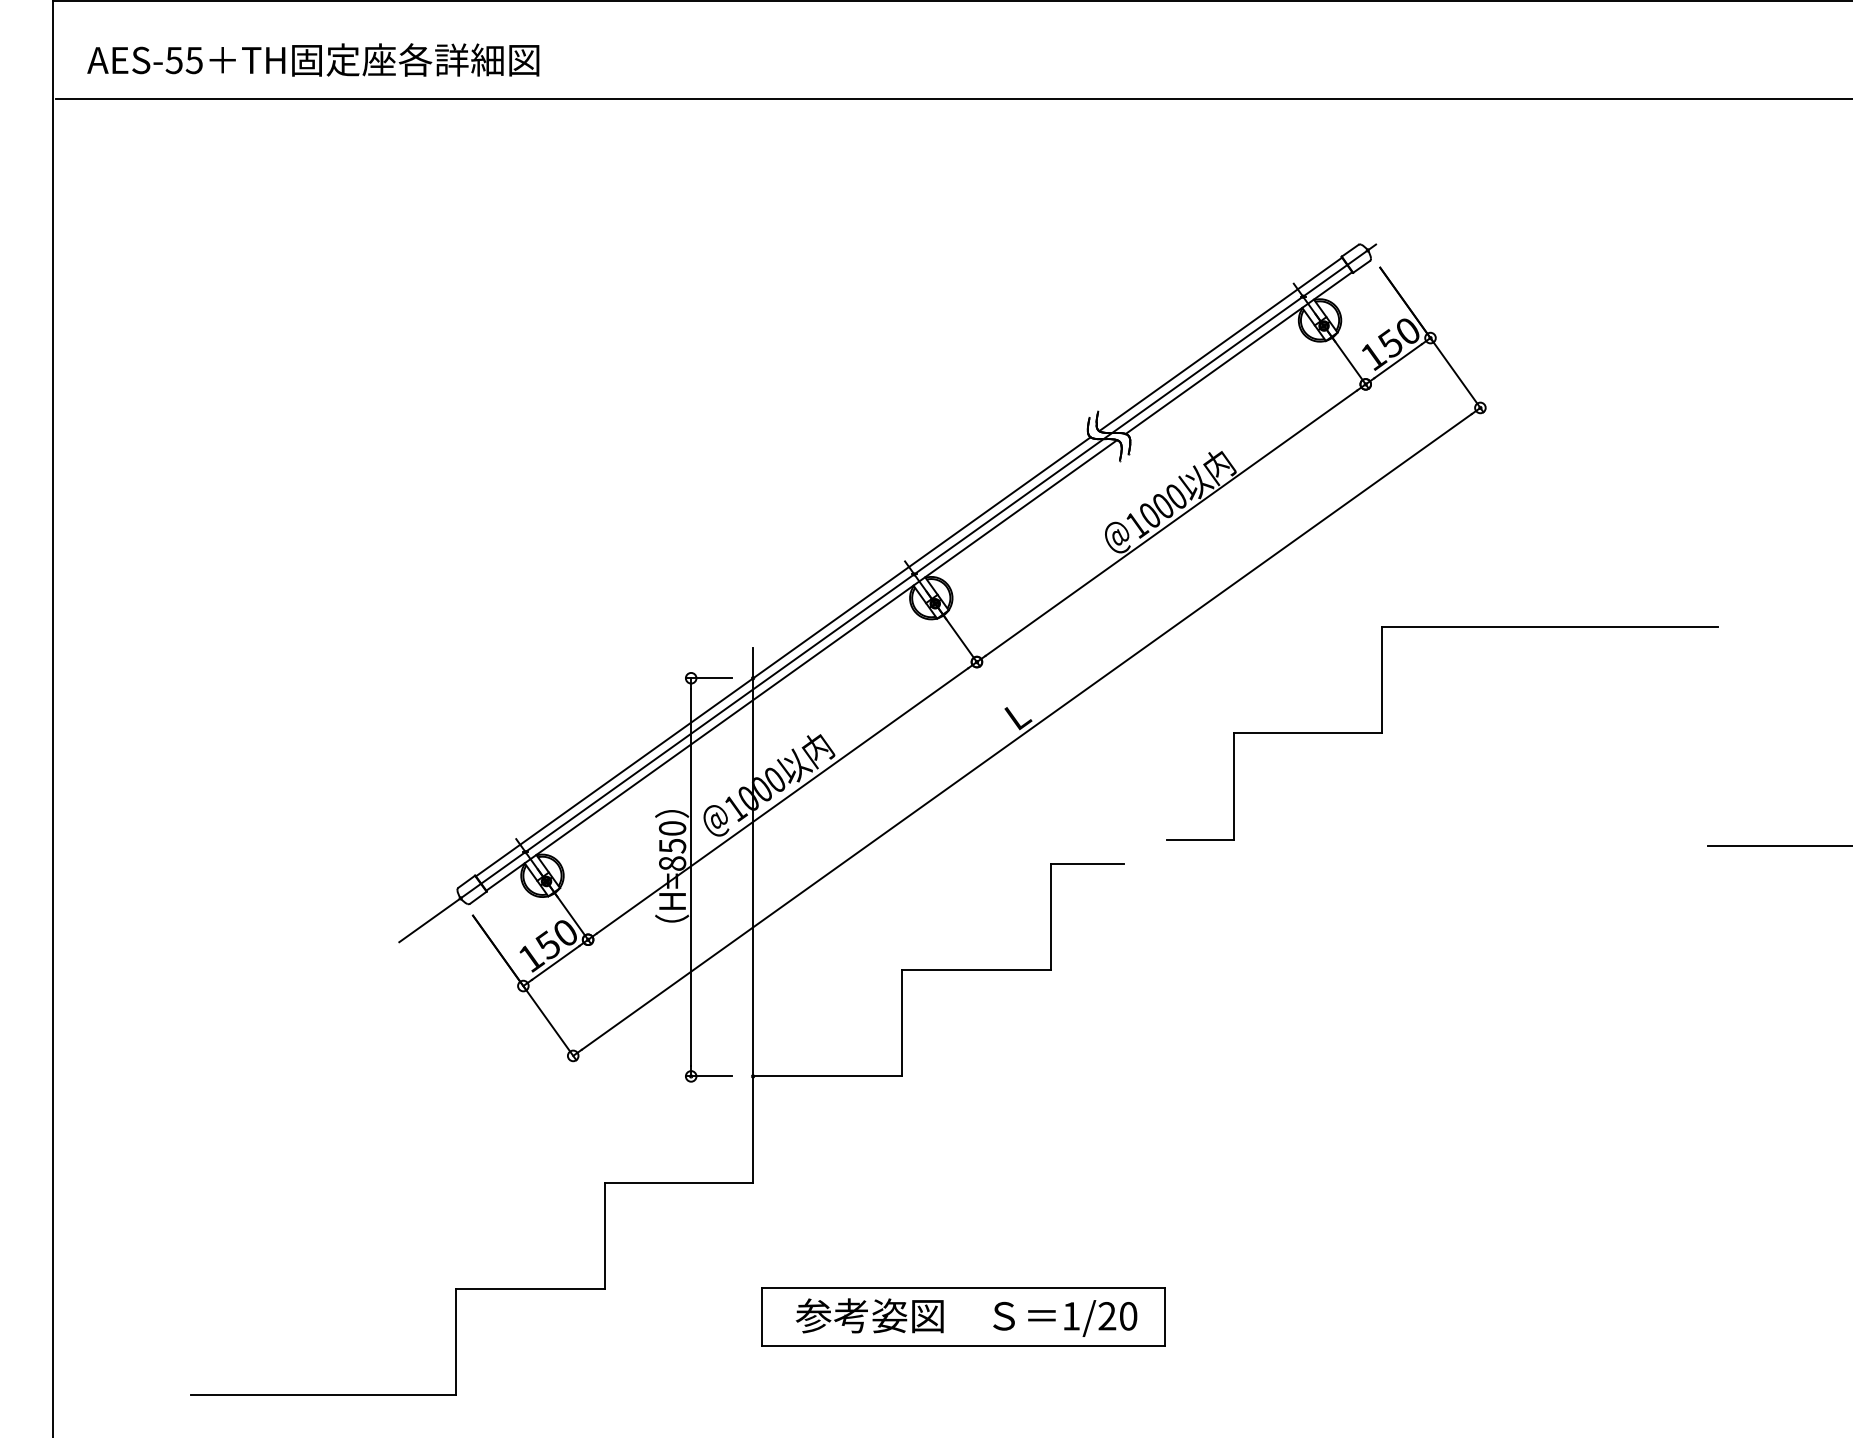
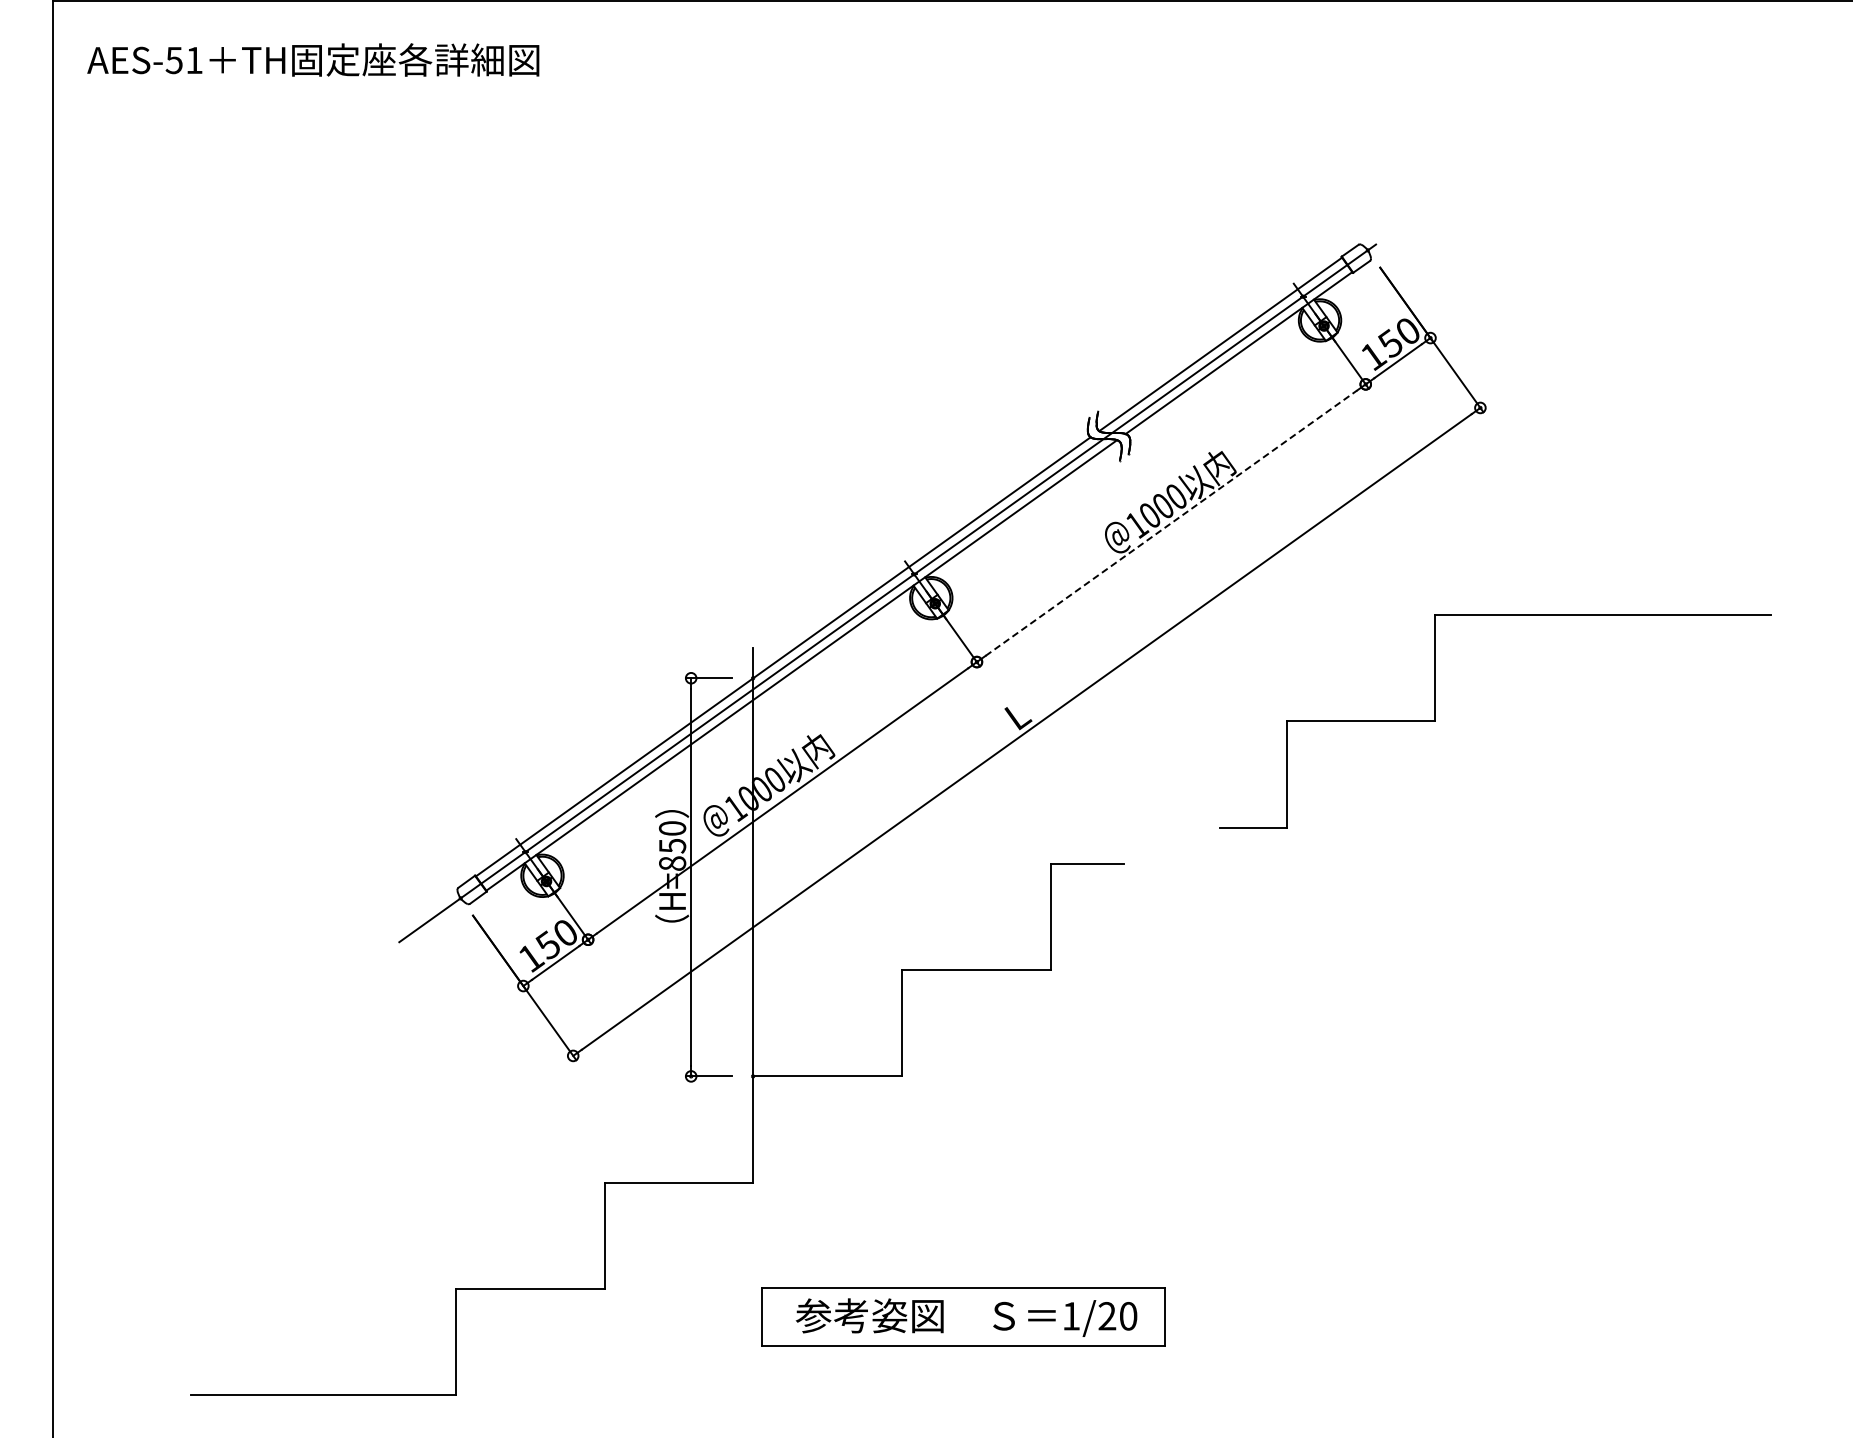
text: AES-55 -> AES-51 (193, 60)
line: present -> none (952, 98)
line: solid -> dashed (1171, 522)
part position: (1382, 733) -> (1435, 721) (1435, 721)
line: present -> none (1778, 846)
